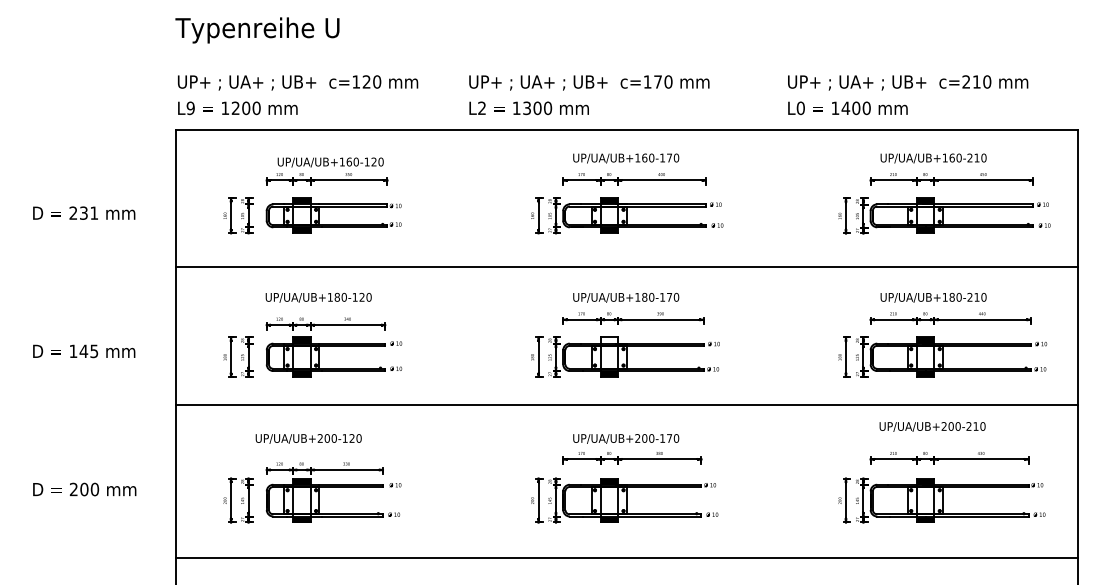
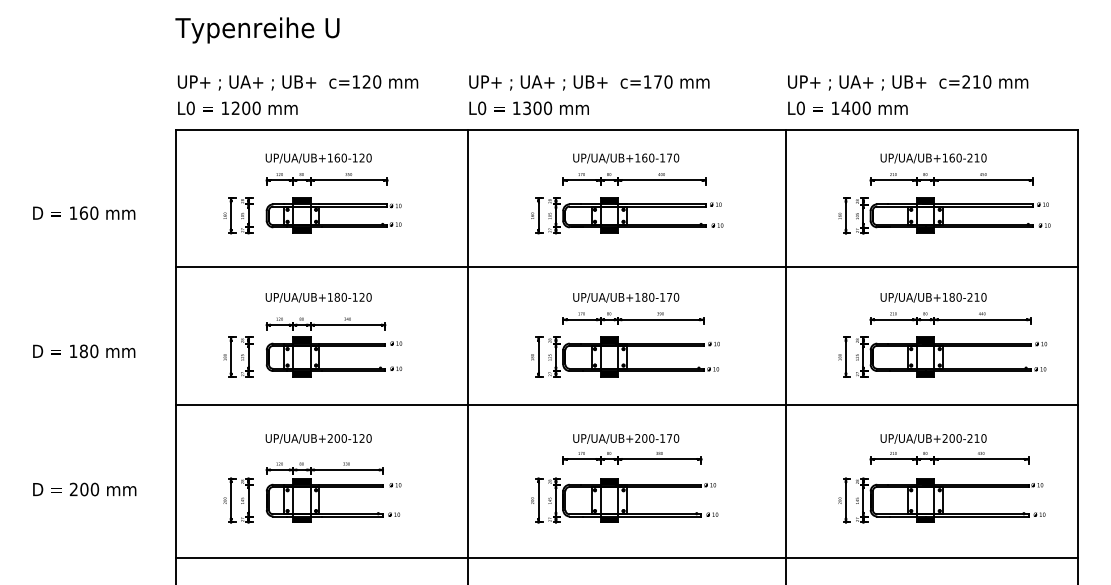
text: L9 -> L0 (190, 108)
text: L2 -> L0 (482, 108)
text position: (330, 162) -> (318, 158) (318, 158)
text: 231 -> 160 (83, 212)
fill: none -> present (609, 340)
text: 145 -> 180 (88, 351)
line: none -> present (467, 355)
line: none -> present (786, 355)
text position: (932, 426) -> (933, 438) (933, 438)
text position: (308, 438) -> (318, 438) (318, 438)
